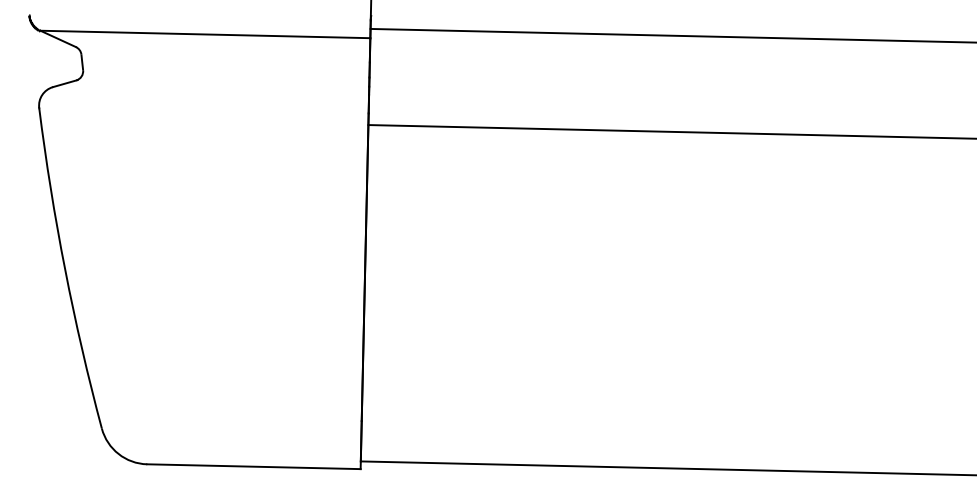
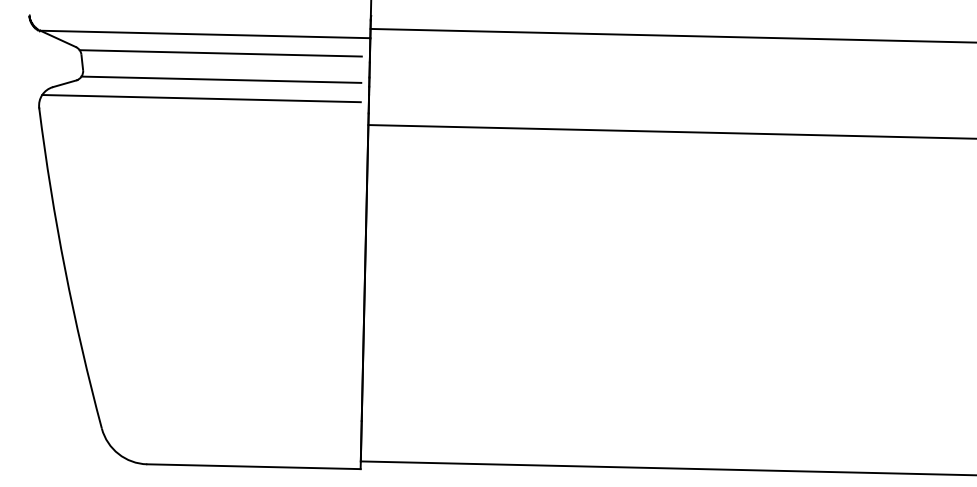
line: none -> present (220, 53)
line: none -> present (221, 79)
line: none -> present (201, 98)
